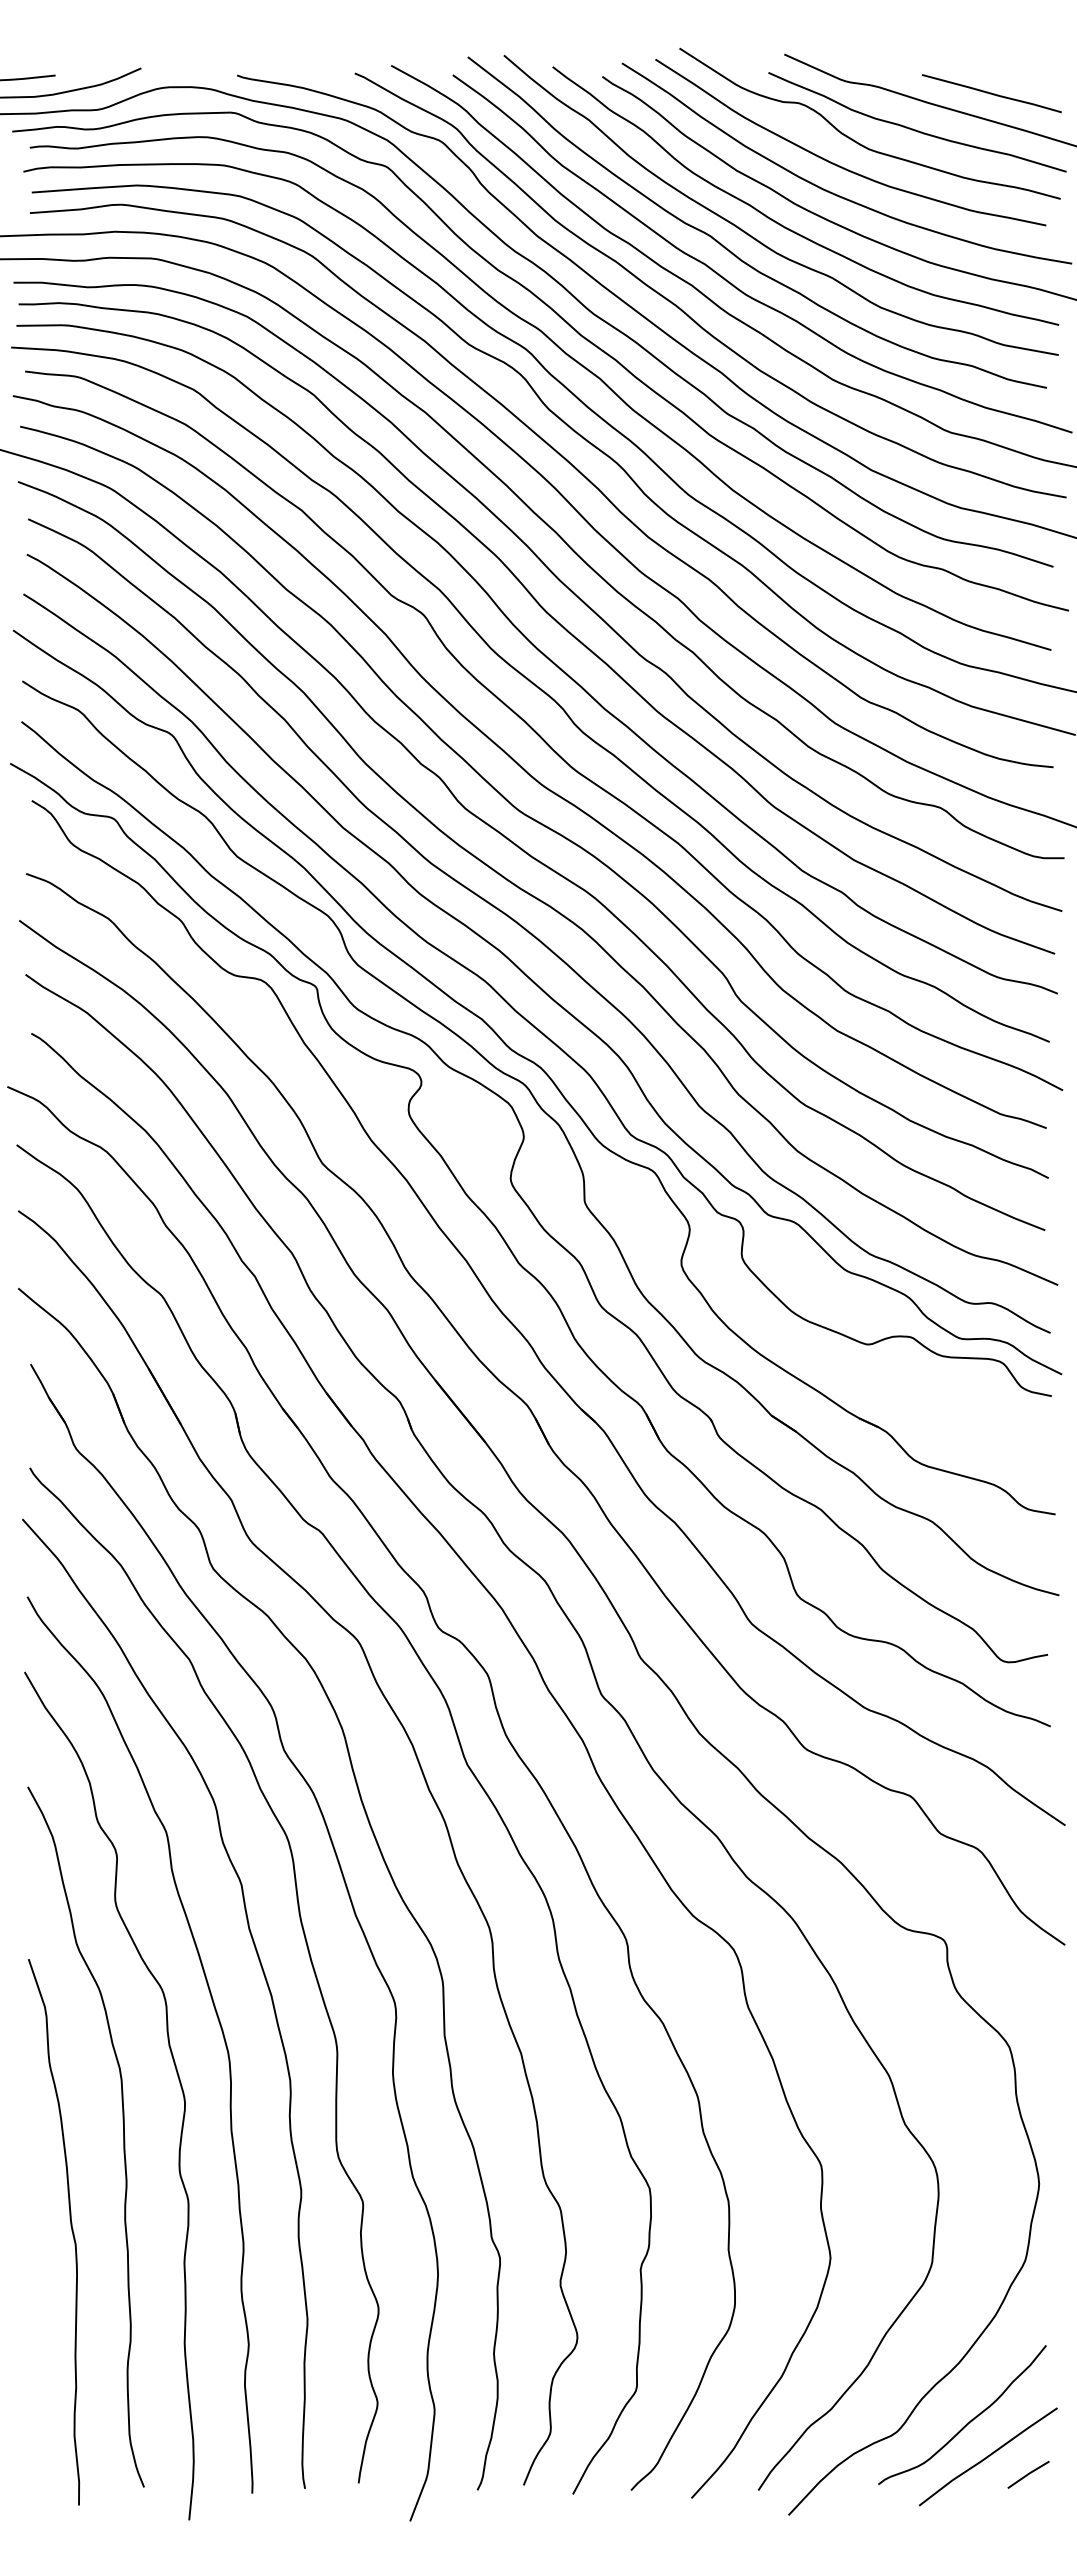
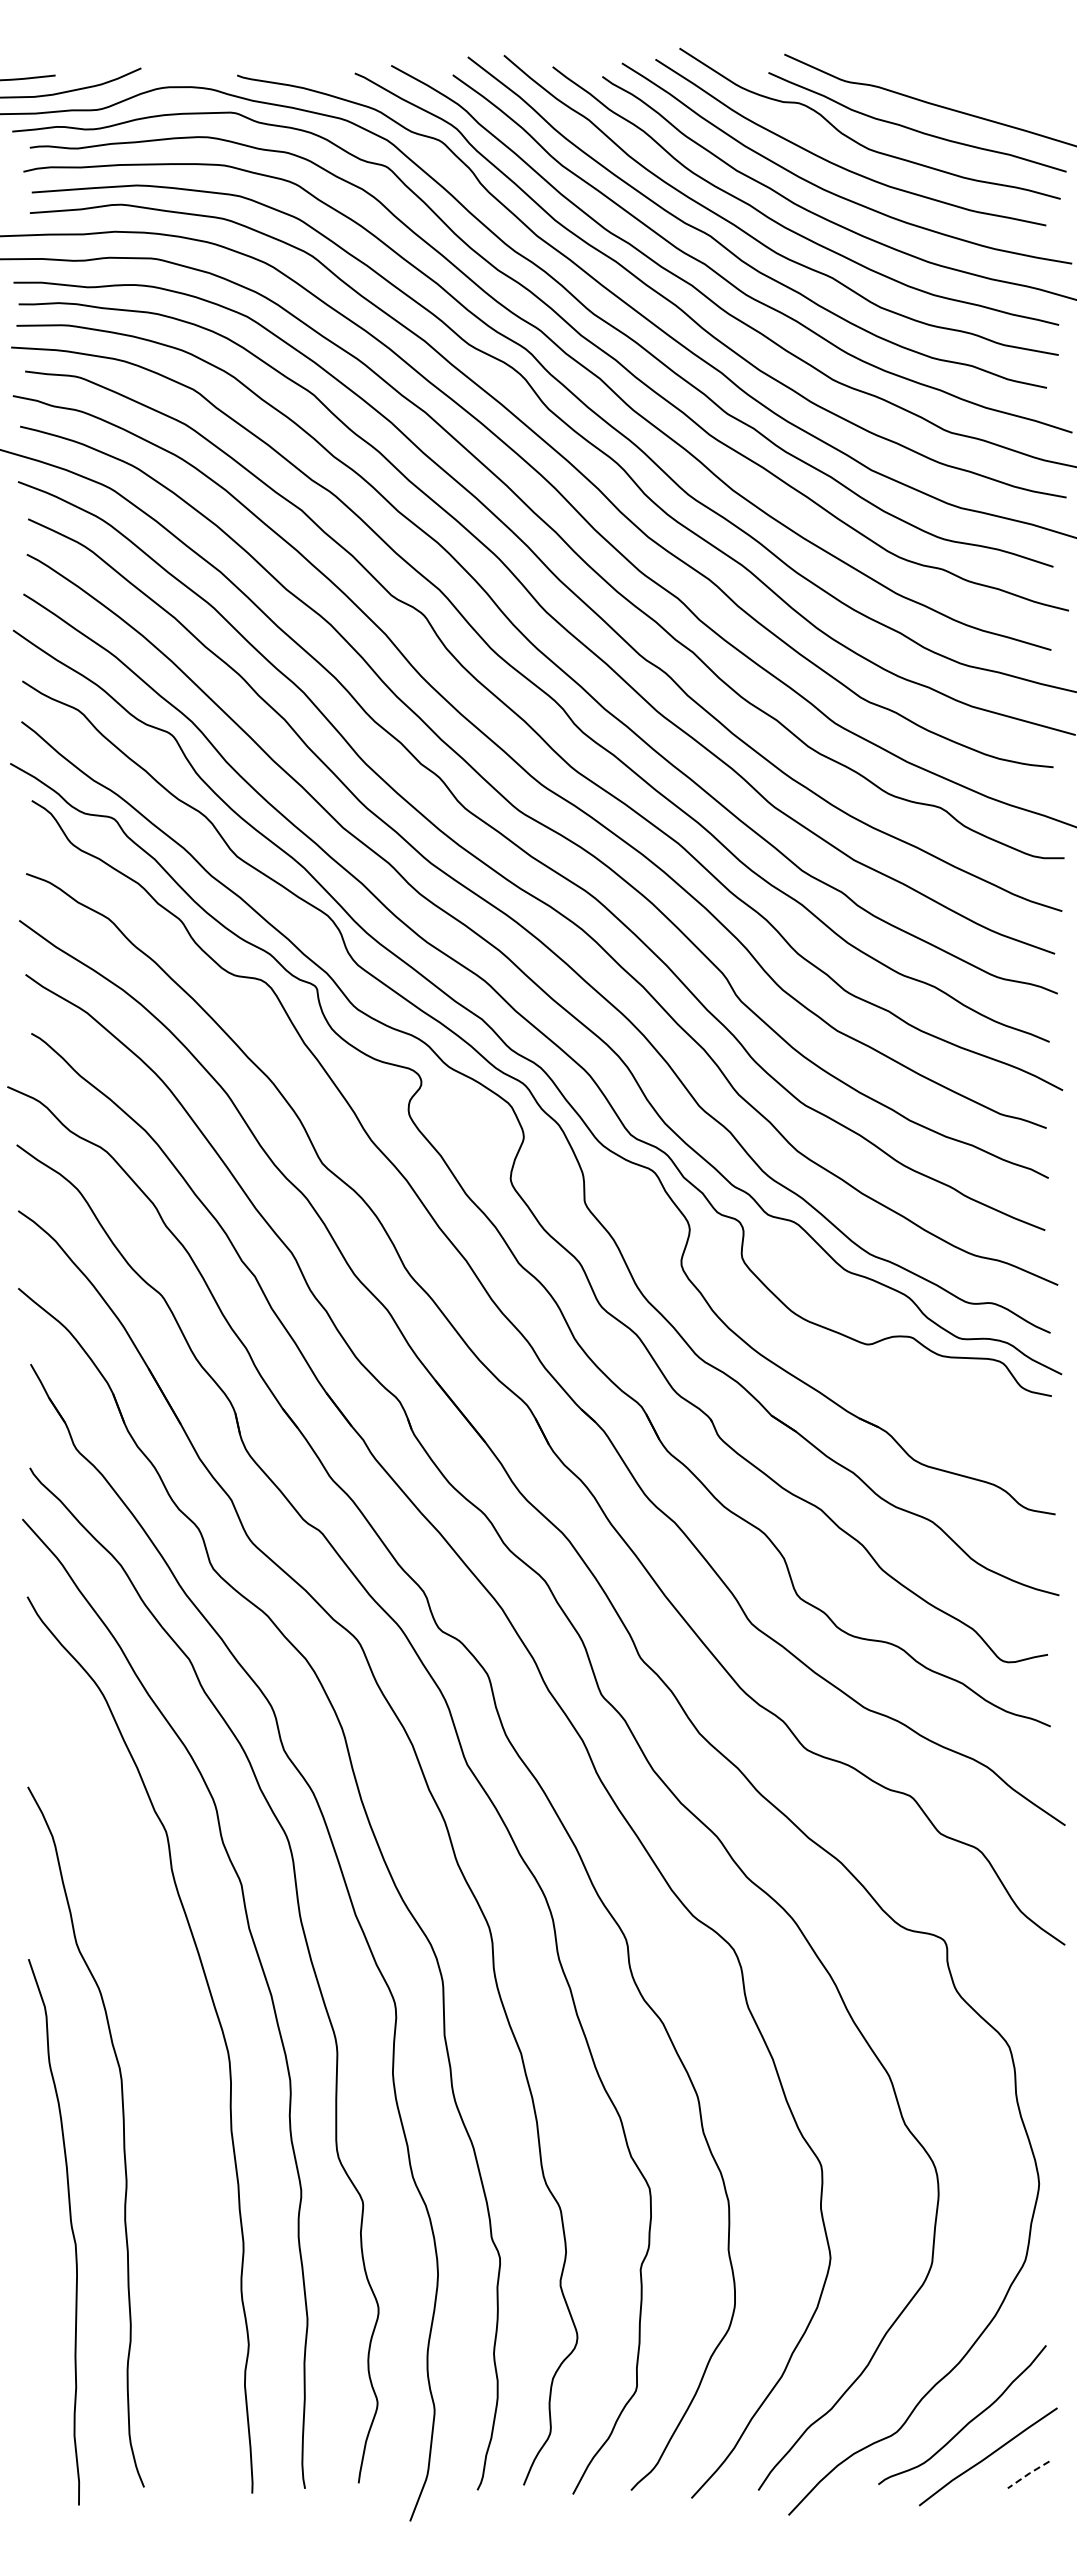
line: present -> none (991, 93)
curve: present -> none (176, 2073)
line: solid -> dashed (1028, 2474)
